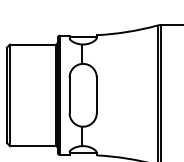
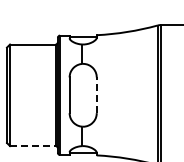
line: solid -> dashed (96, 95)
line: solid -> dashed (32, 146)
